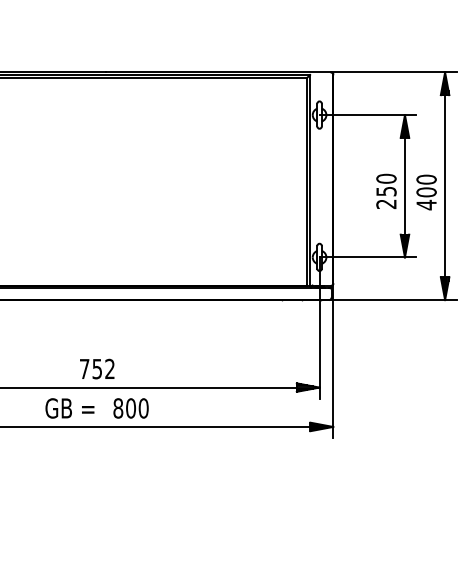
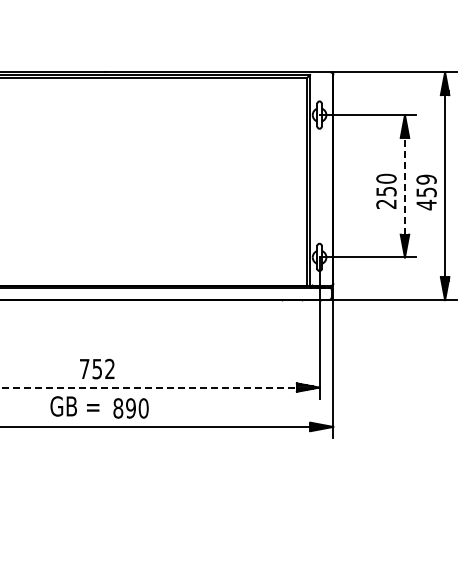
line: solid -> dashed (404, 185)
text: 400 -> 459 (426, 185)
line: solid -> dashed (149, 387)
text position: (69, 408) -> (74, 406) (74, 406)
text: 800 -> 890 (130, 408)
